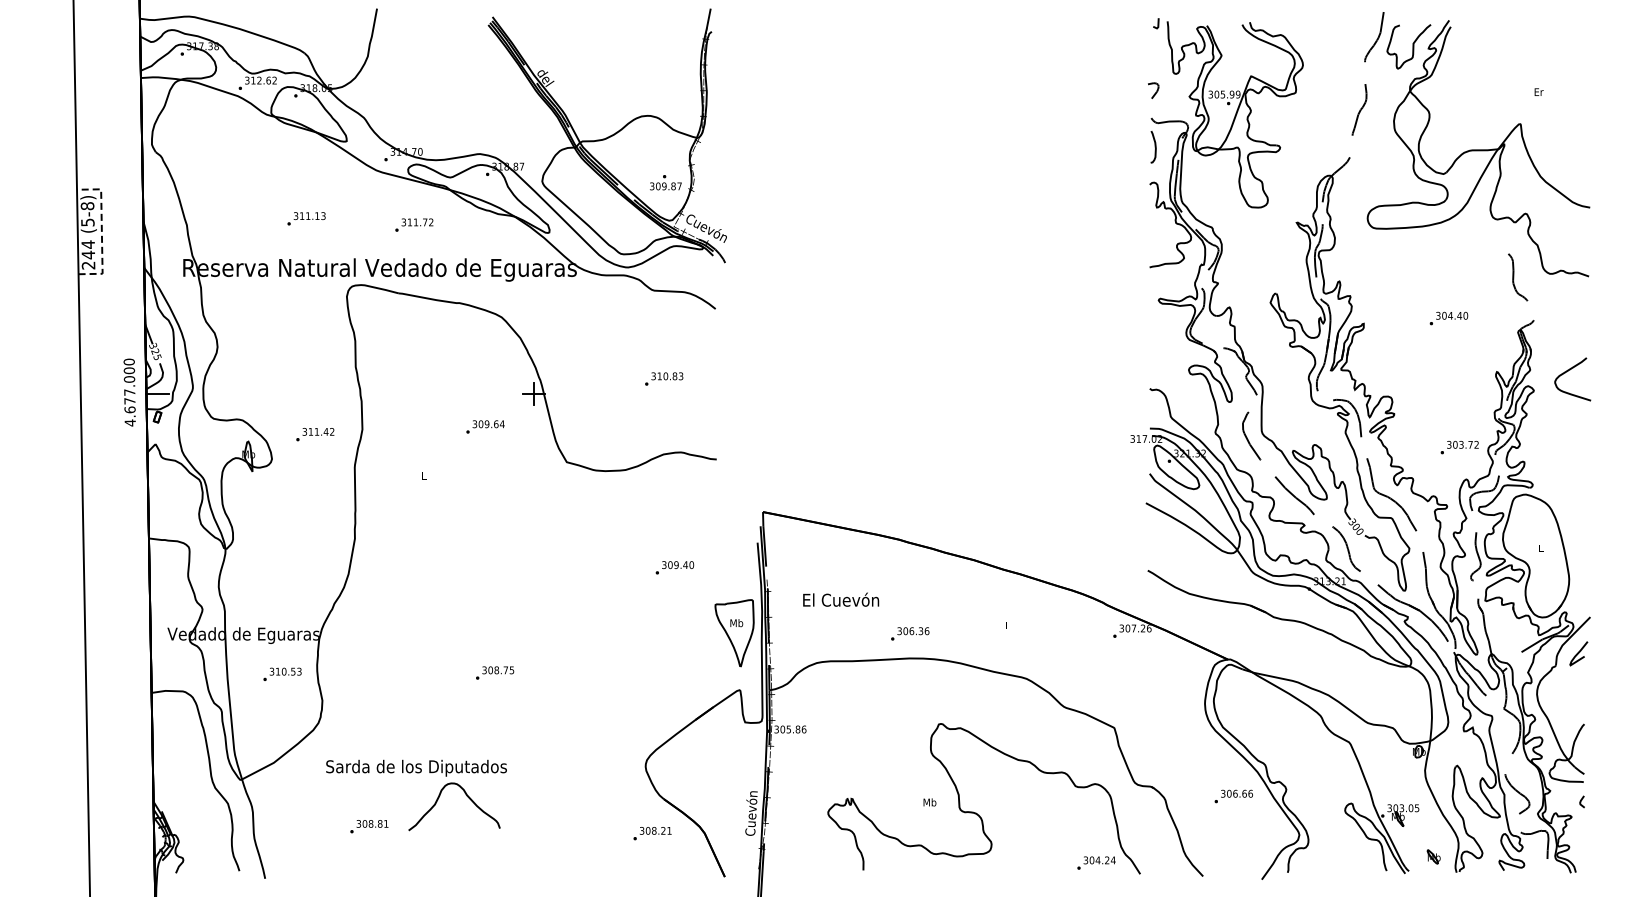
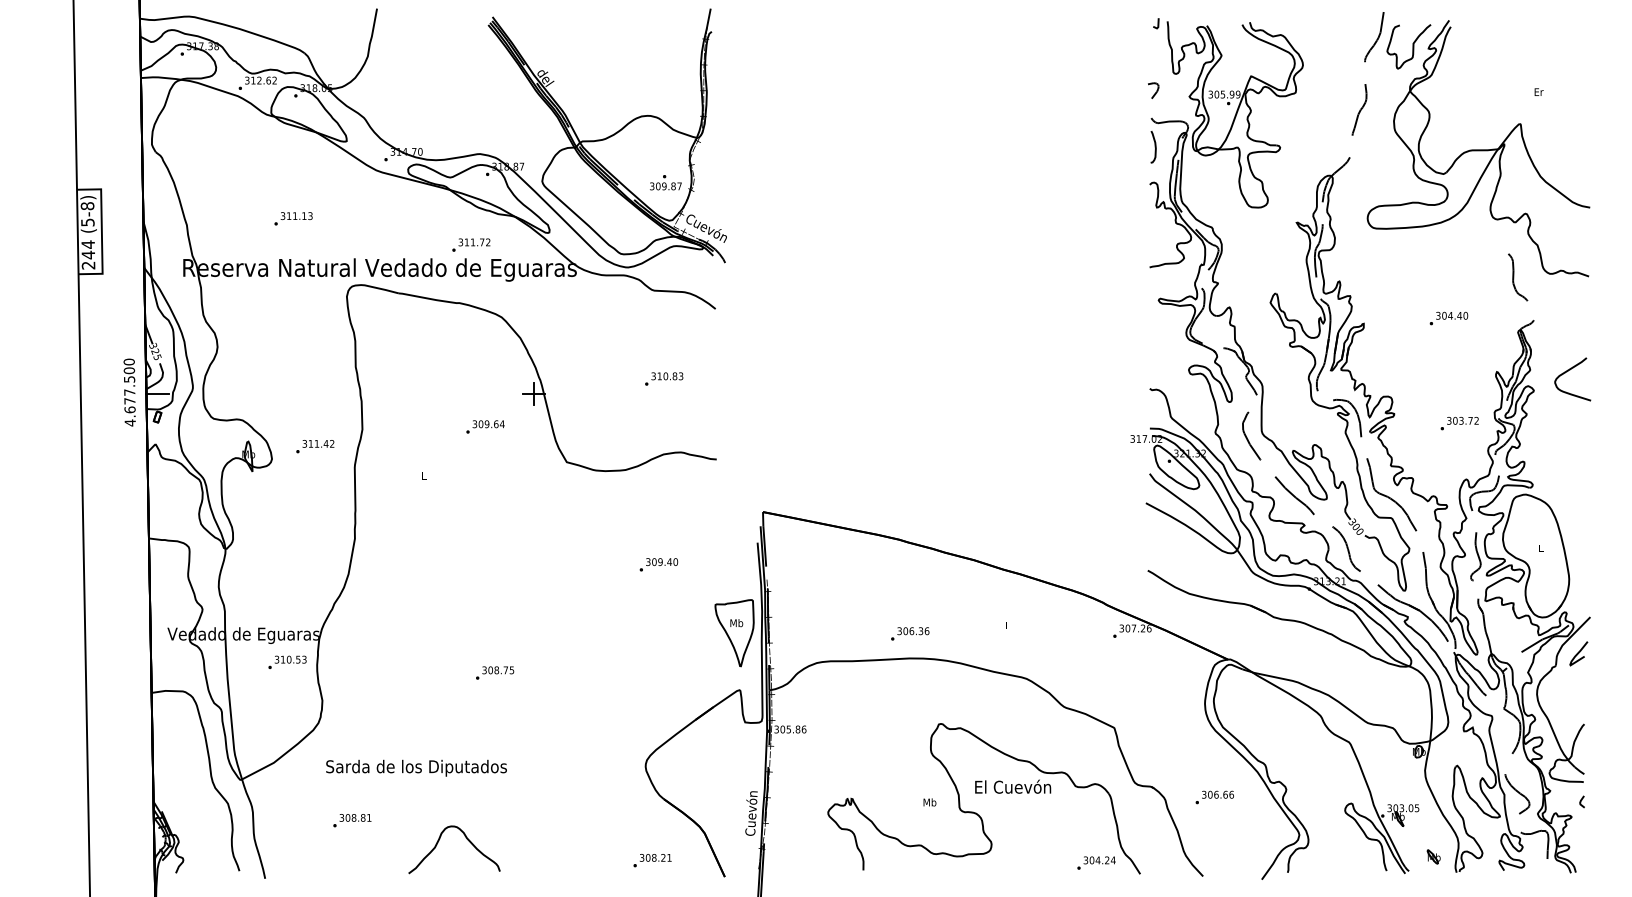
text position: (306, 218) -> (293, 218) (293, 218)
text position: (414, 224) -> (471, 244) (471, 244)
line: dashed -> solid (101, 231)
text: 4.677.000 -> 4.677.500 (129, 379)
text position: (315, 434) -> (315, 446) (315, 446)
text position: (1459, 447) -> (1459, 423) (1459, 423)
text position: (674, 567) -> (658, 564) (658, 564)
text position: (841, 599) -> (1013, 786) (1013, 786)
text position: (282, 673) -> (287, 661) (287, 661)
curve position: (466, 796) -> (466, 839) (466, 839)
text position: (1233, 796) -> (1214, 797) (1214, 797)
text position: (369, 826) -> (352, 820) (352, 820)
text position: (652, 833) -> (652, 860) (652, 860)
